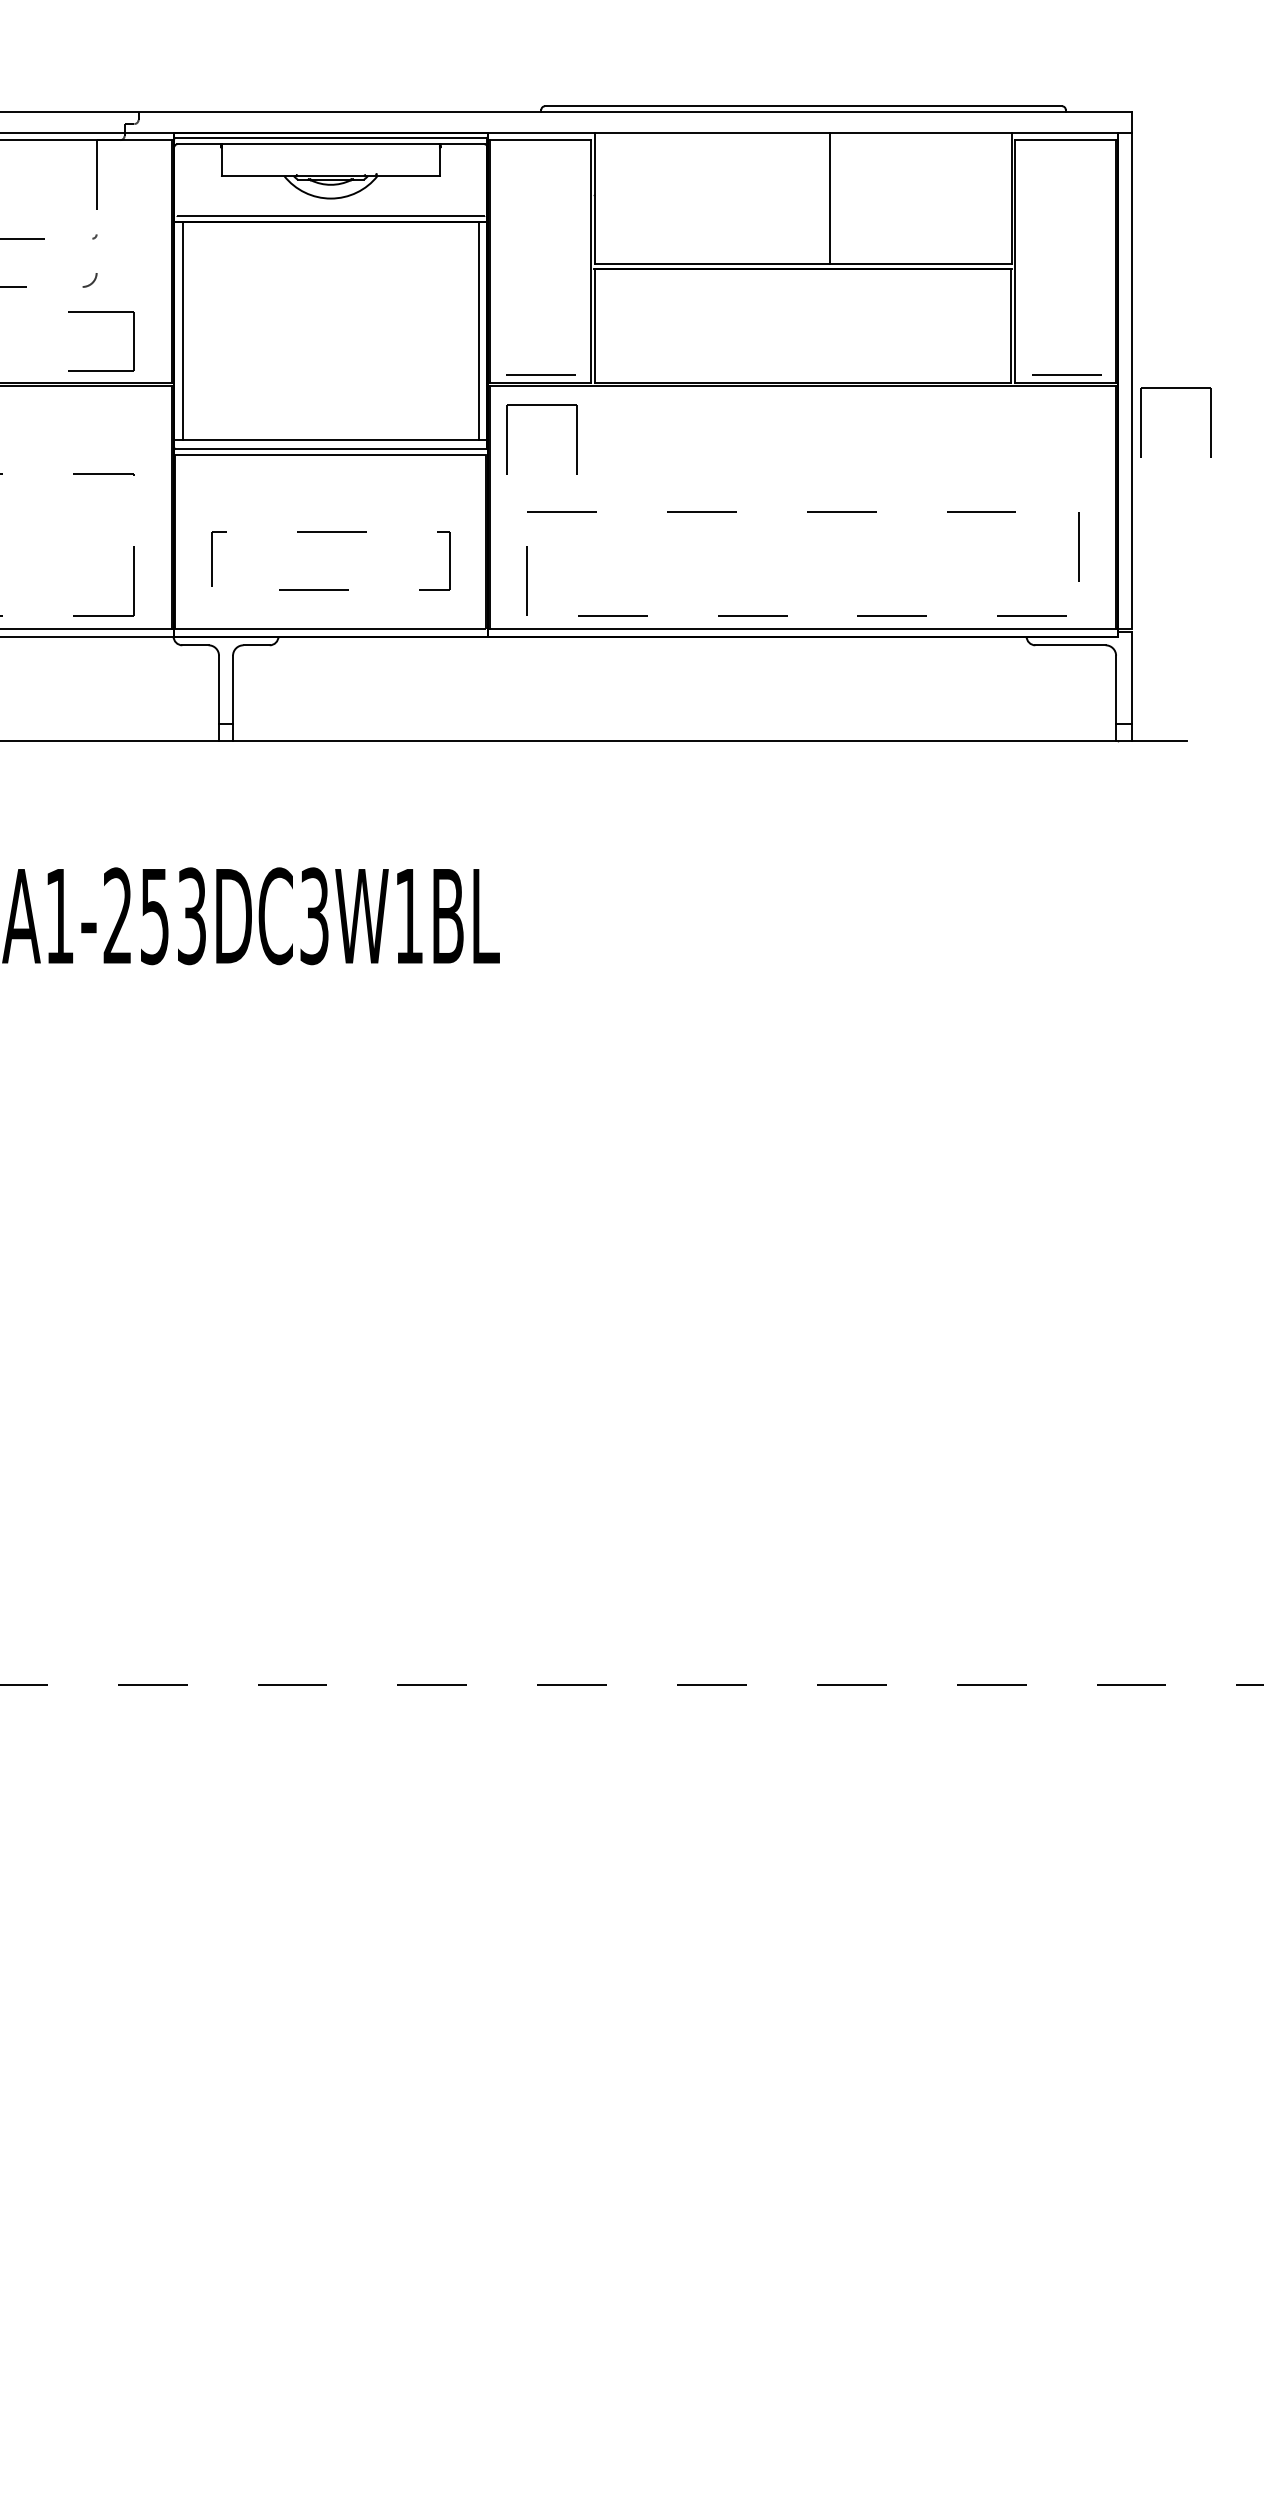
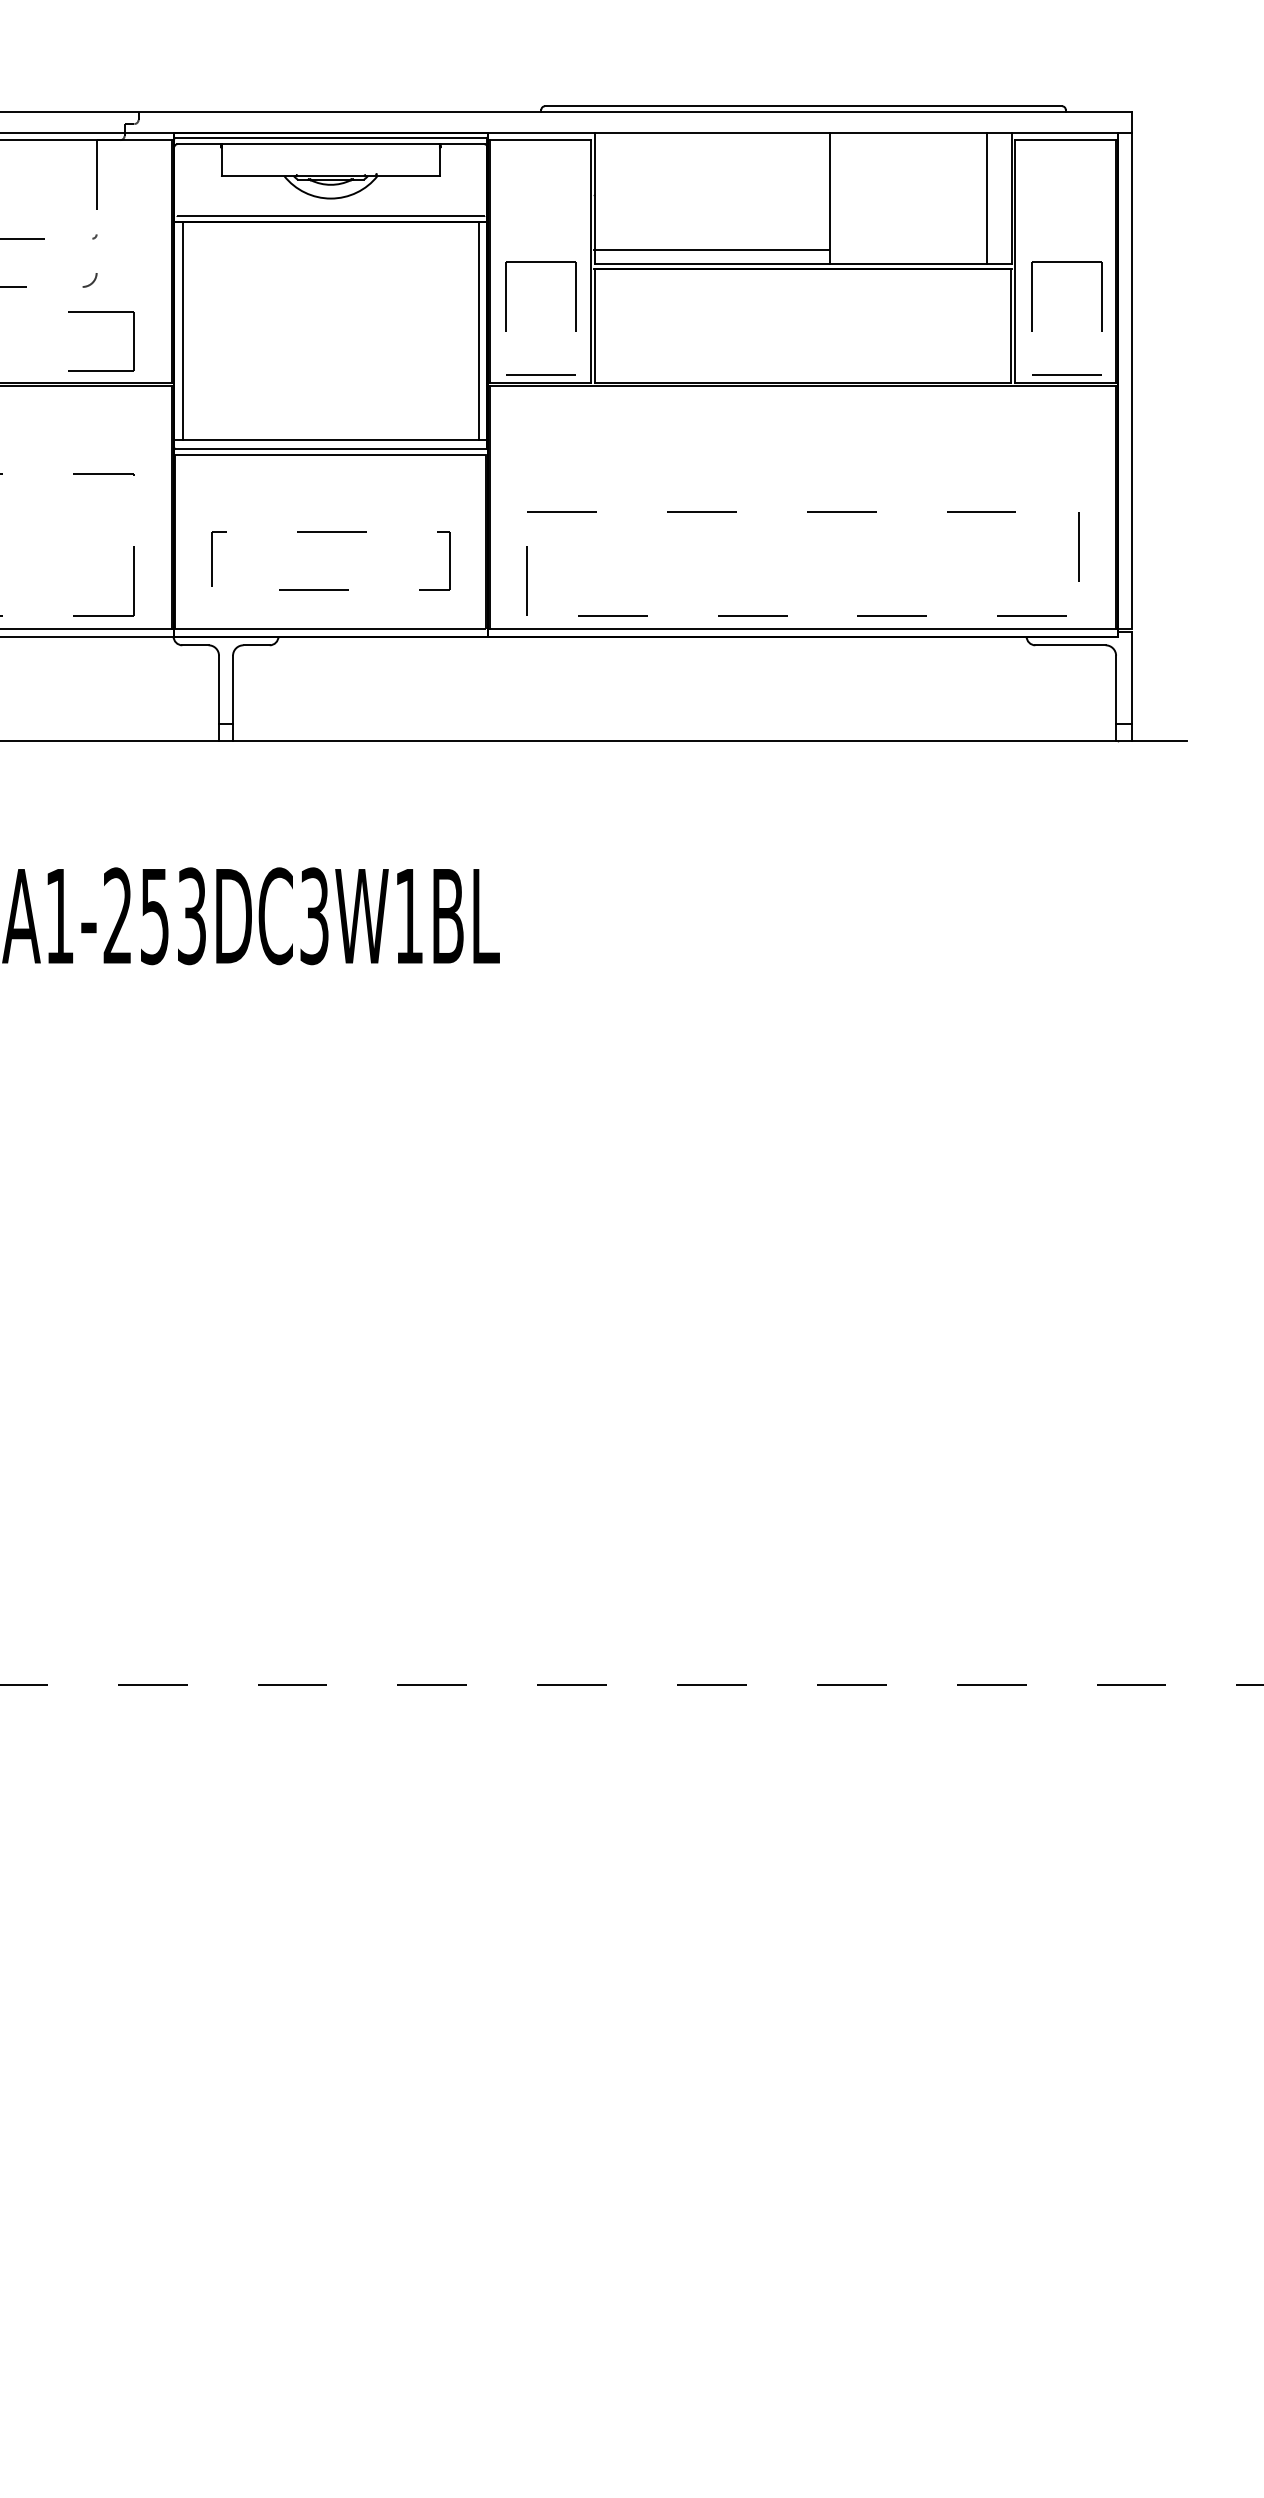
line: none -> present (987, 198)
line: none -> present (711, 249)
part position: (1175, 388) -> (1066, 262) (1066, 262)
part position: (541, 405) -> (540, 262) (540, 262)
